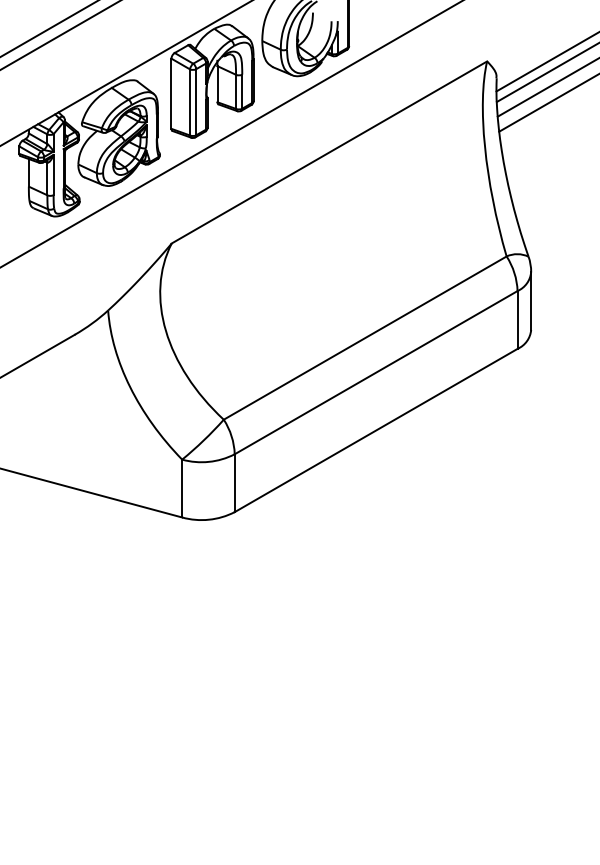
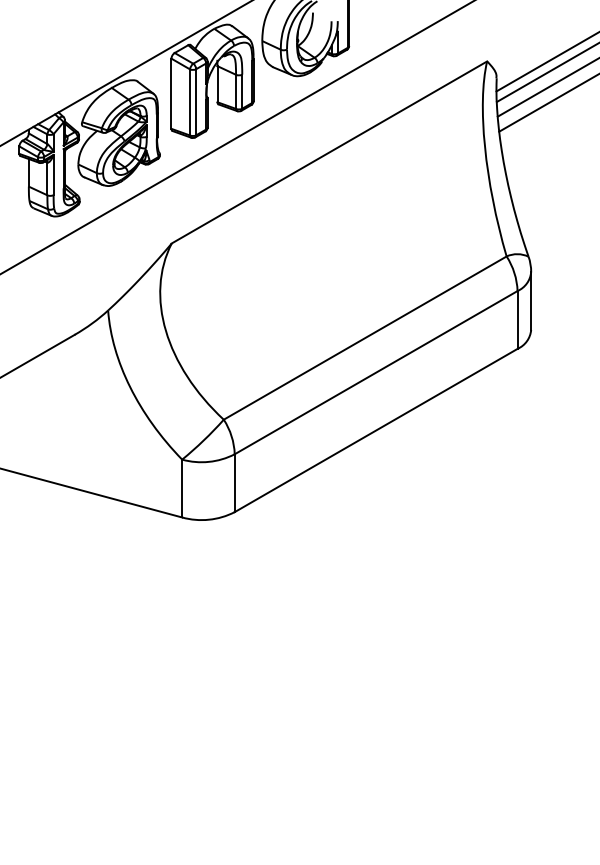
line: present -> none (48, 28)
line: present -> none (59, 35)
line position: (230, 134) -> (236, 137) (236, 137)
